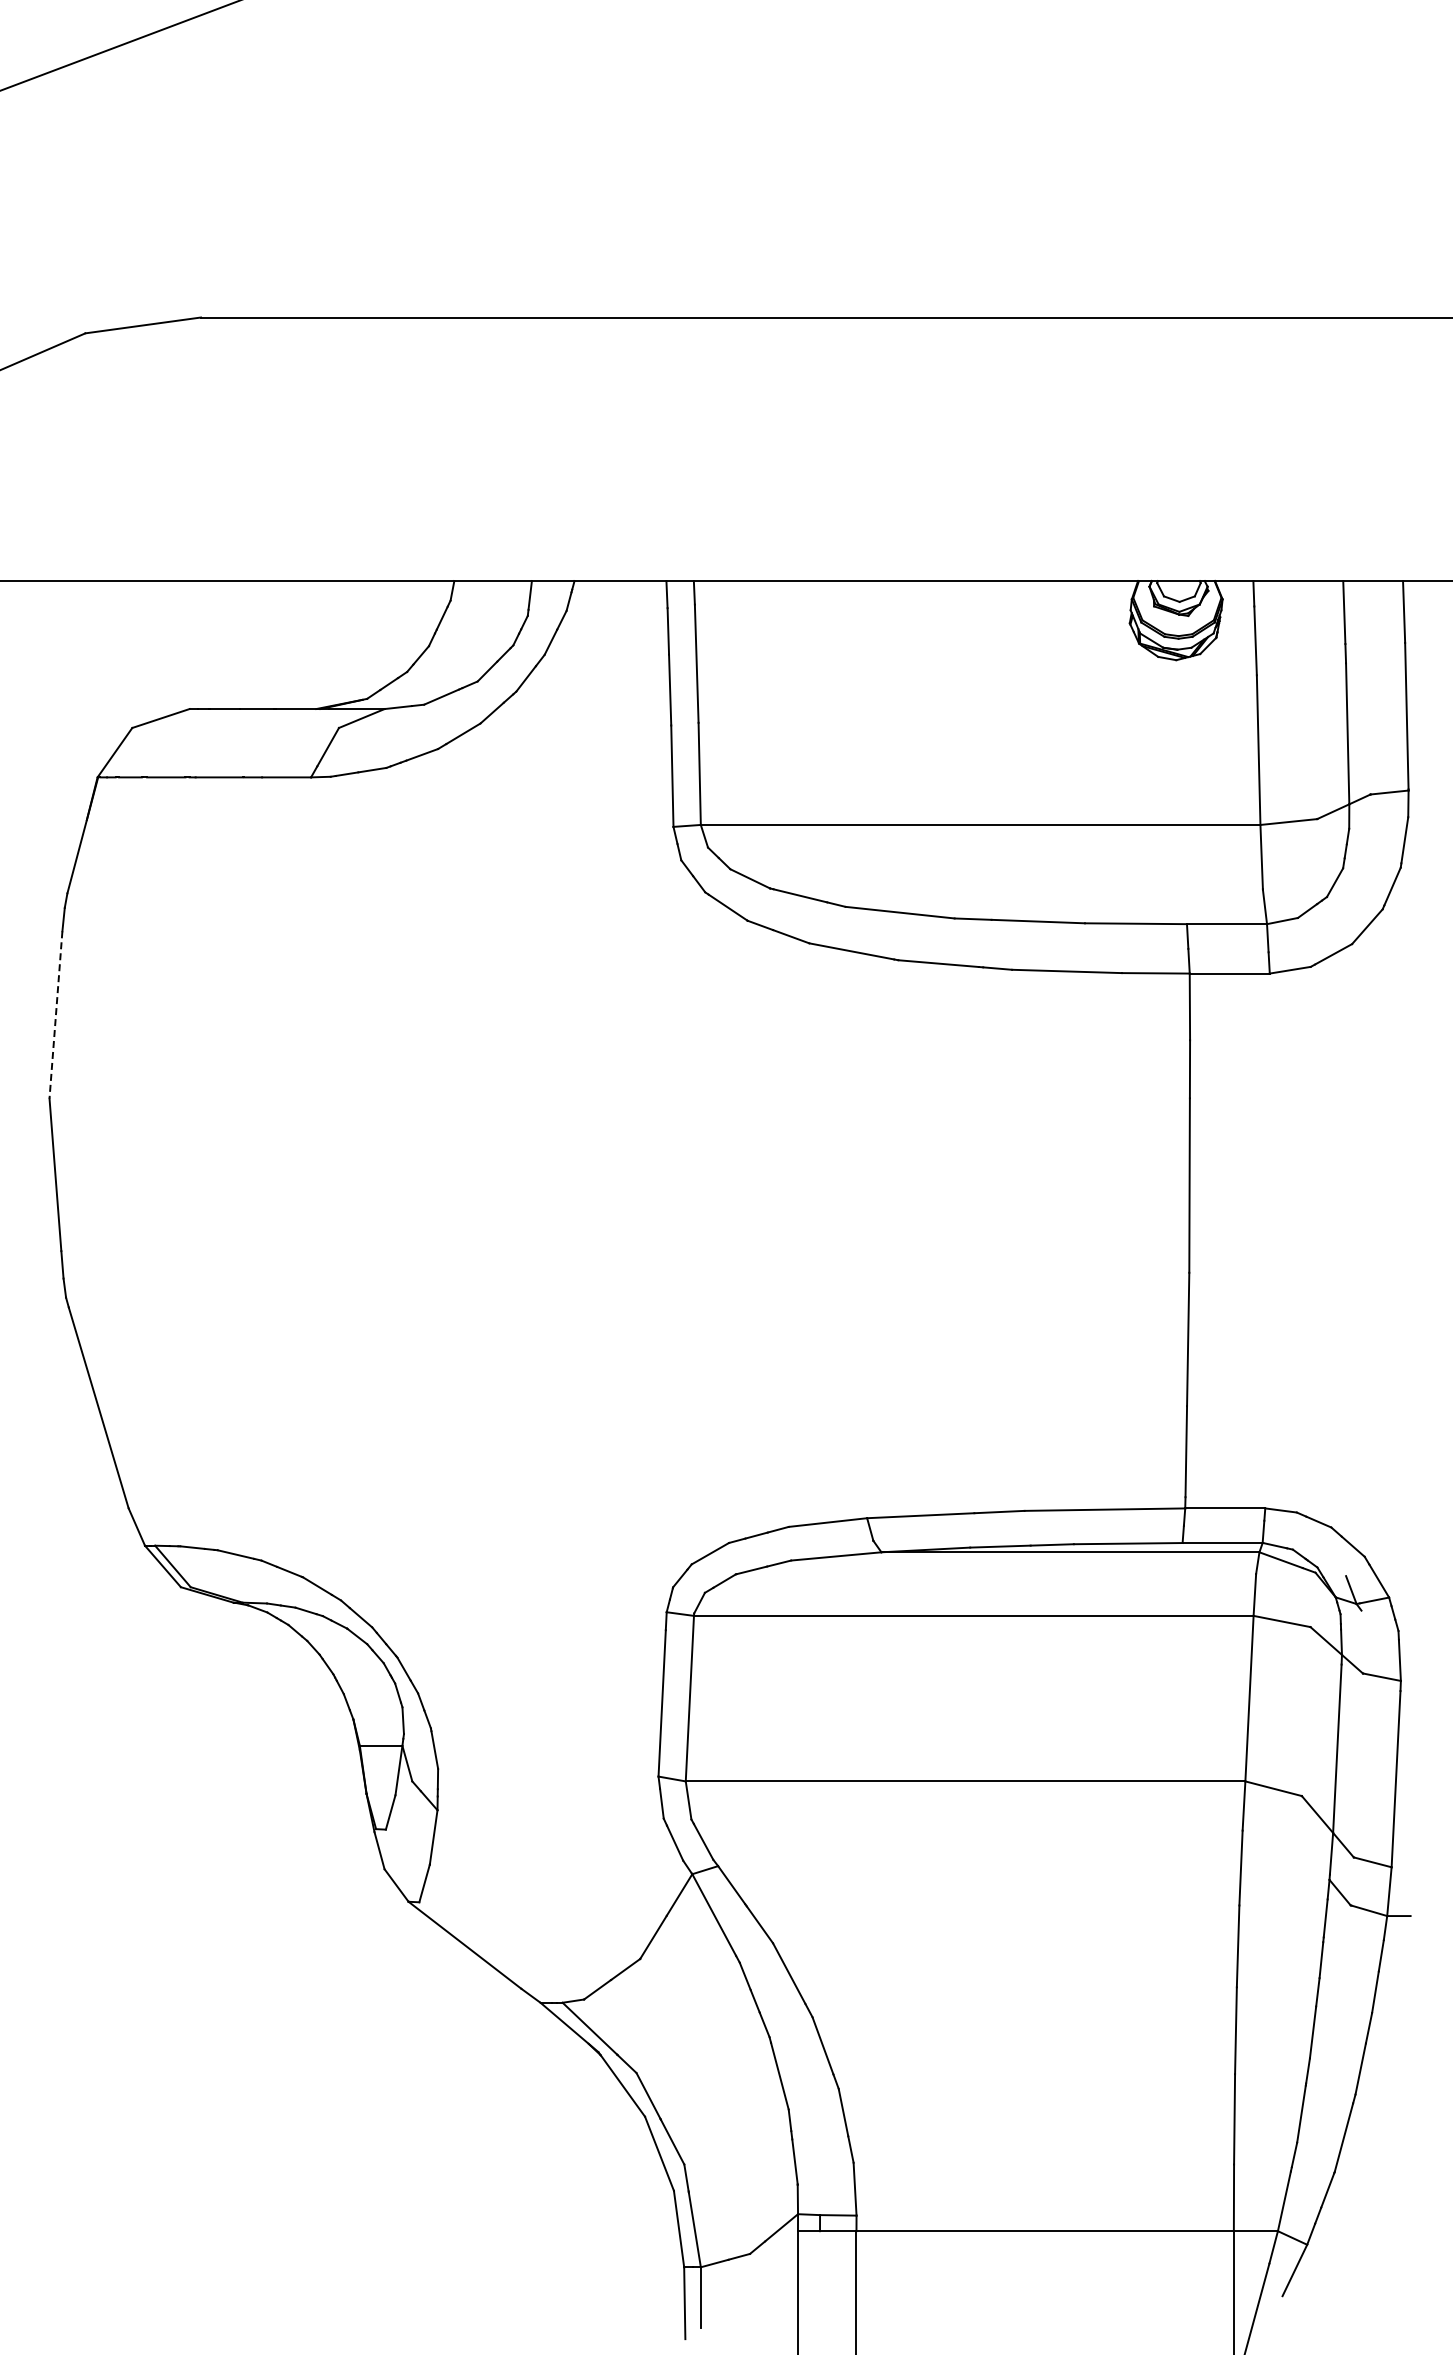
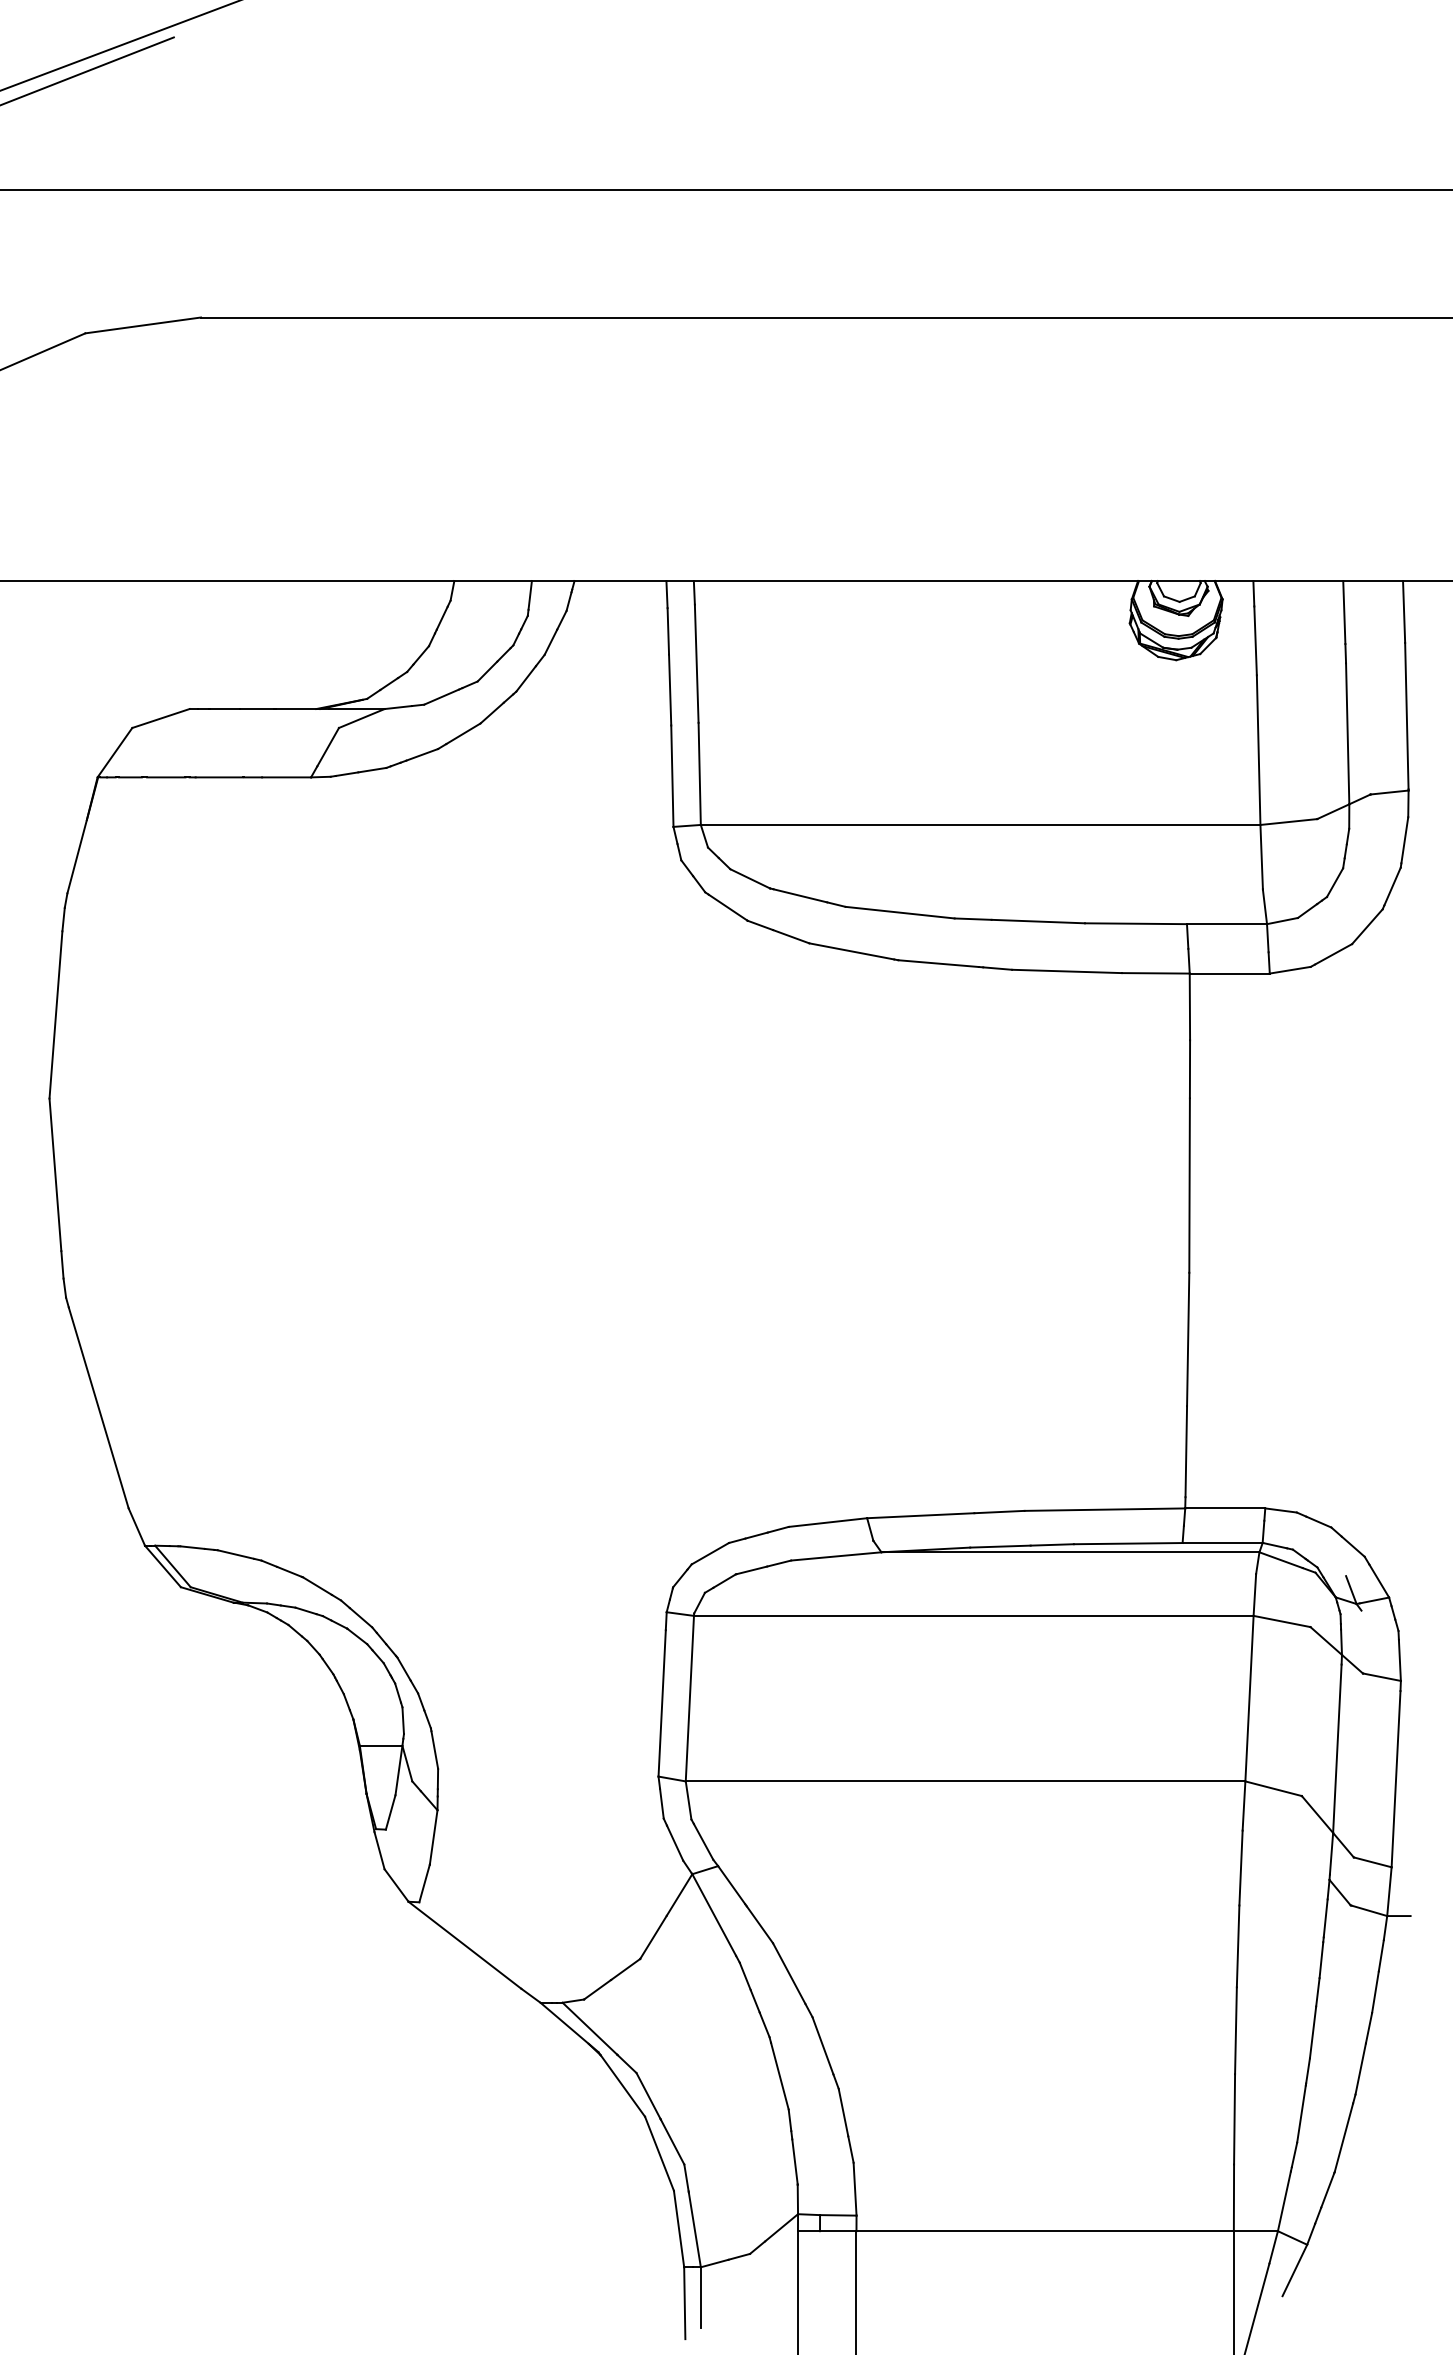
line: none -> present (87, 70)
line: none -> present (725, 189)
line: dashed -> solid (55, 1014)
